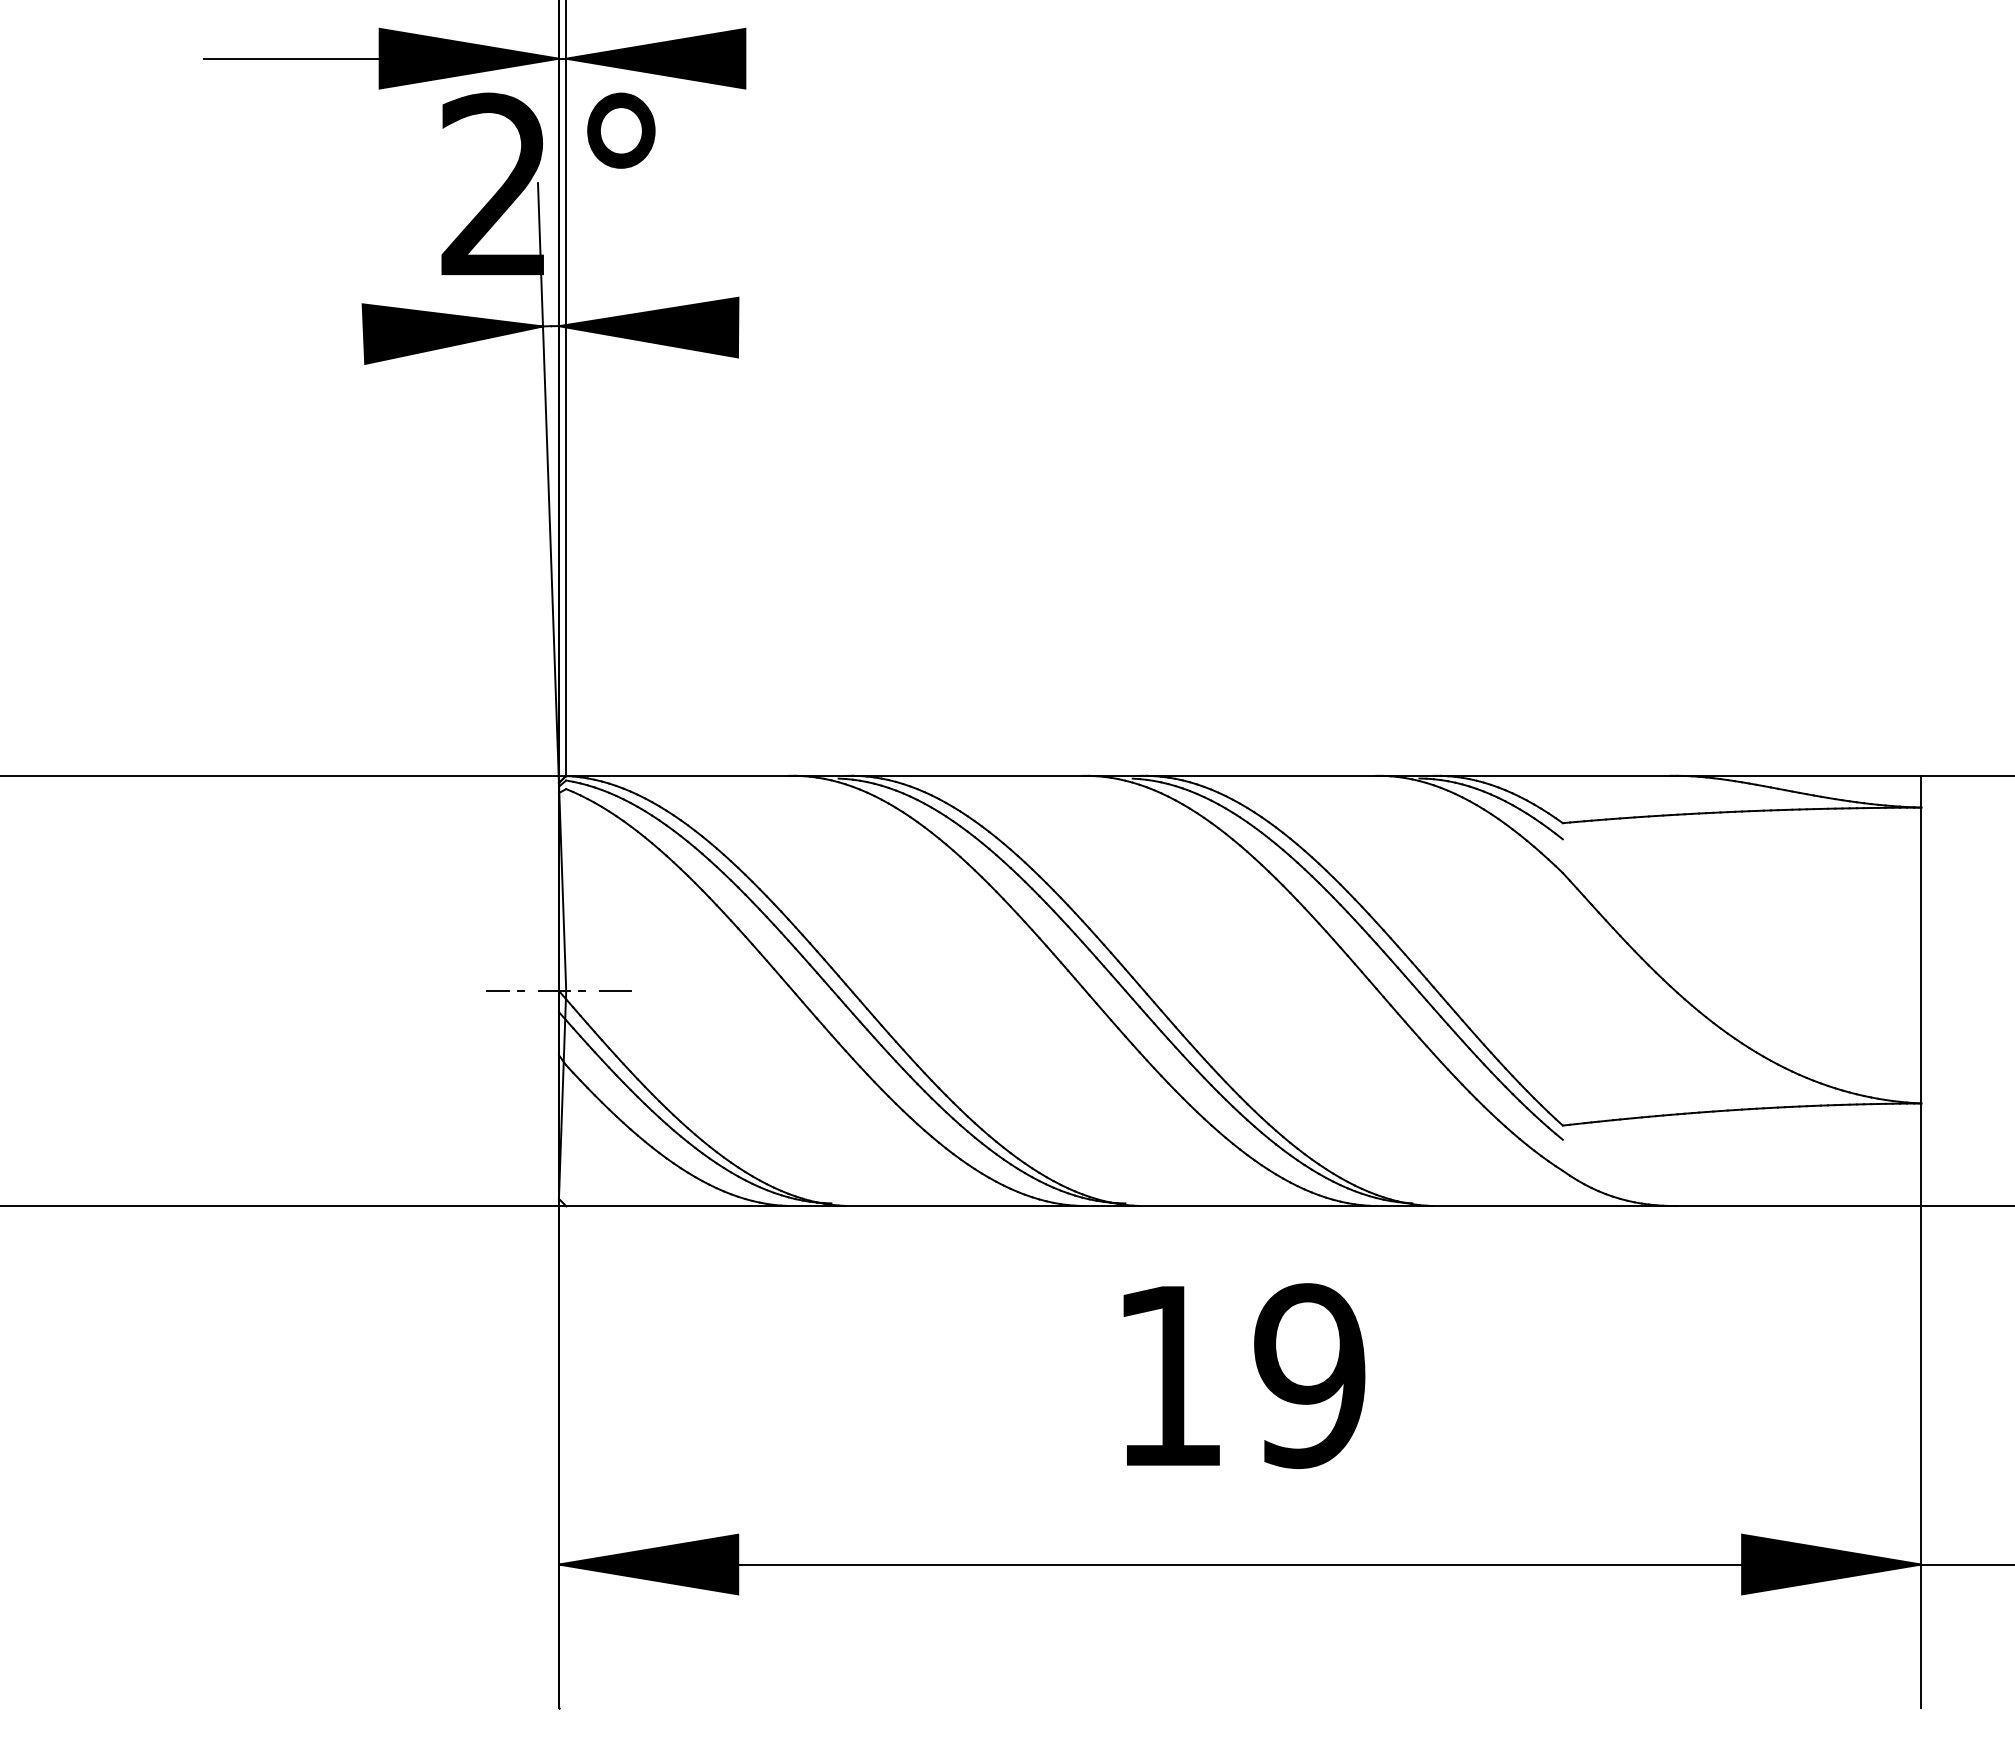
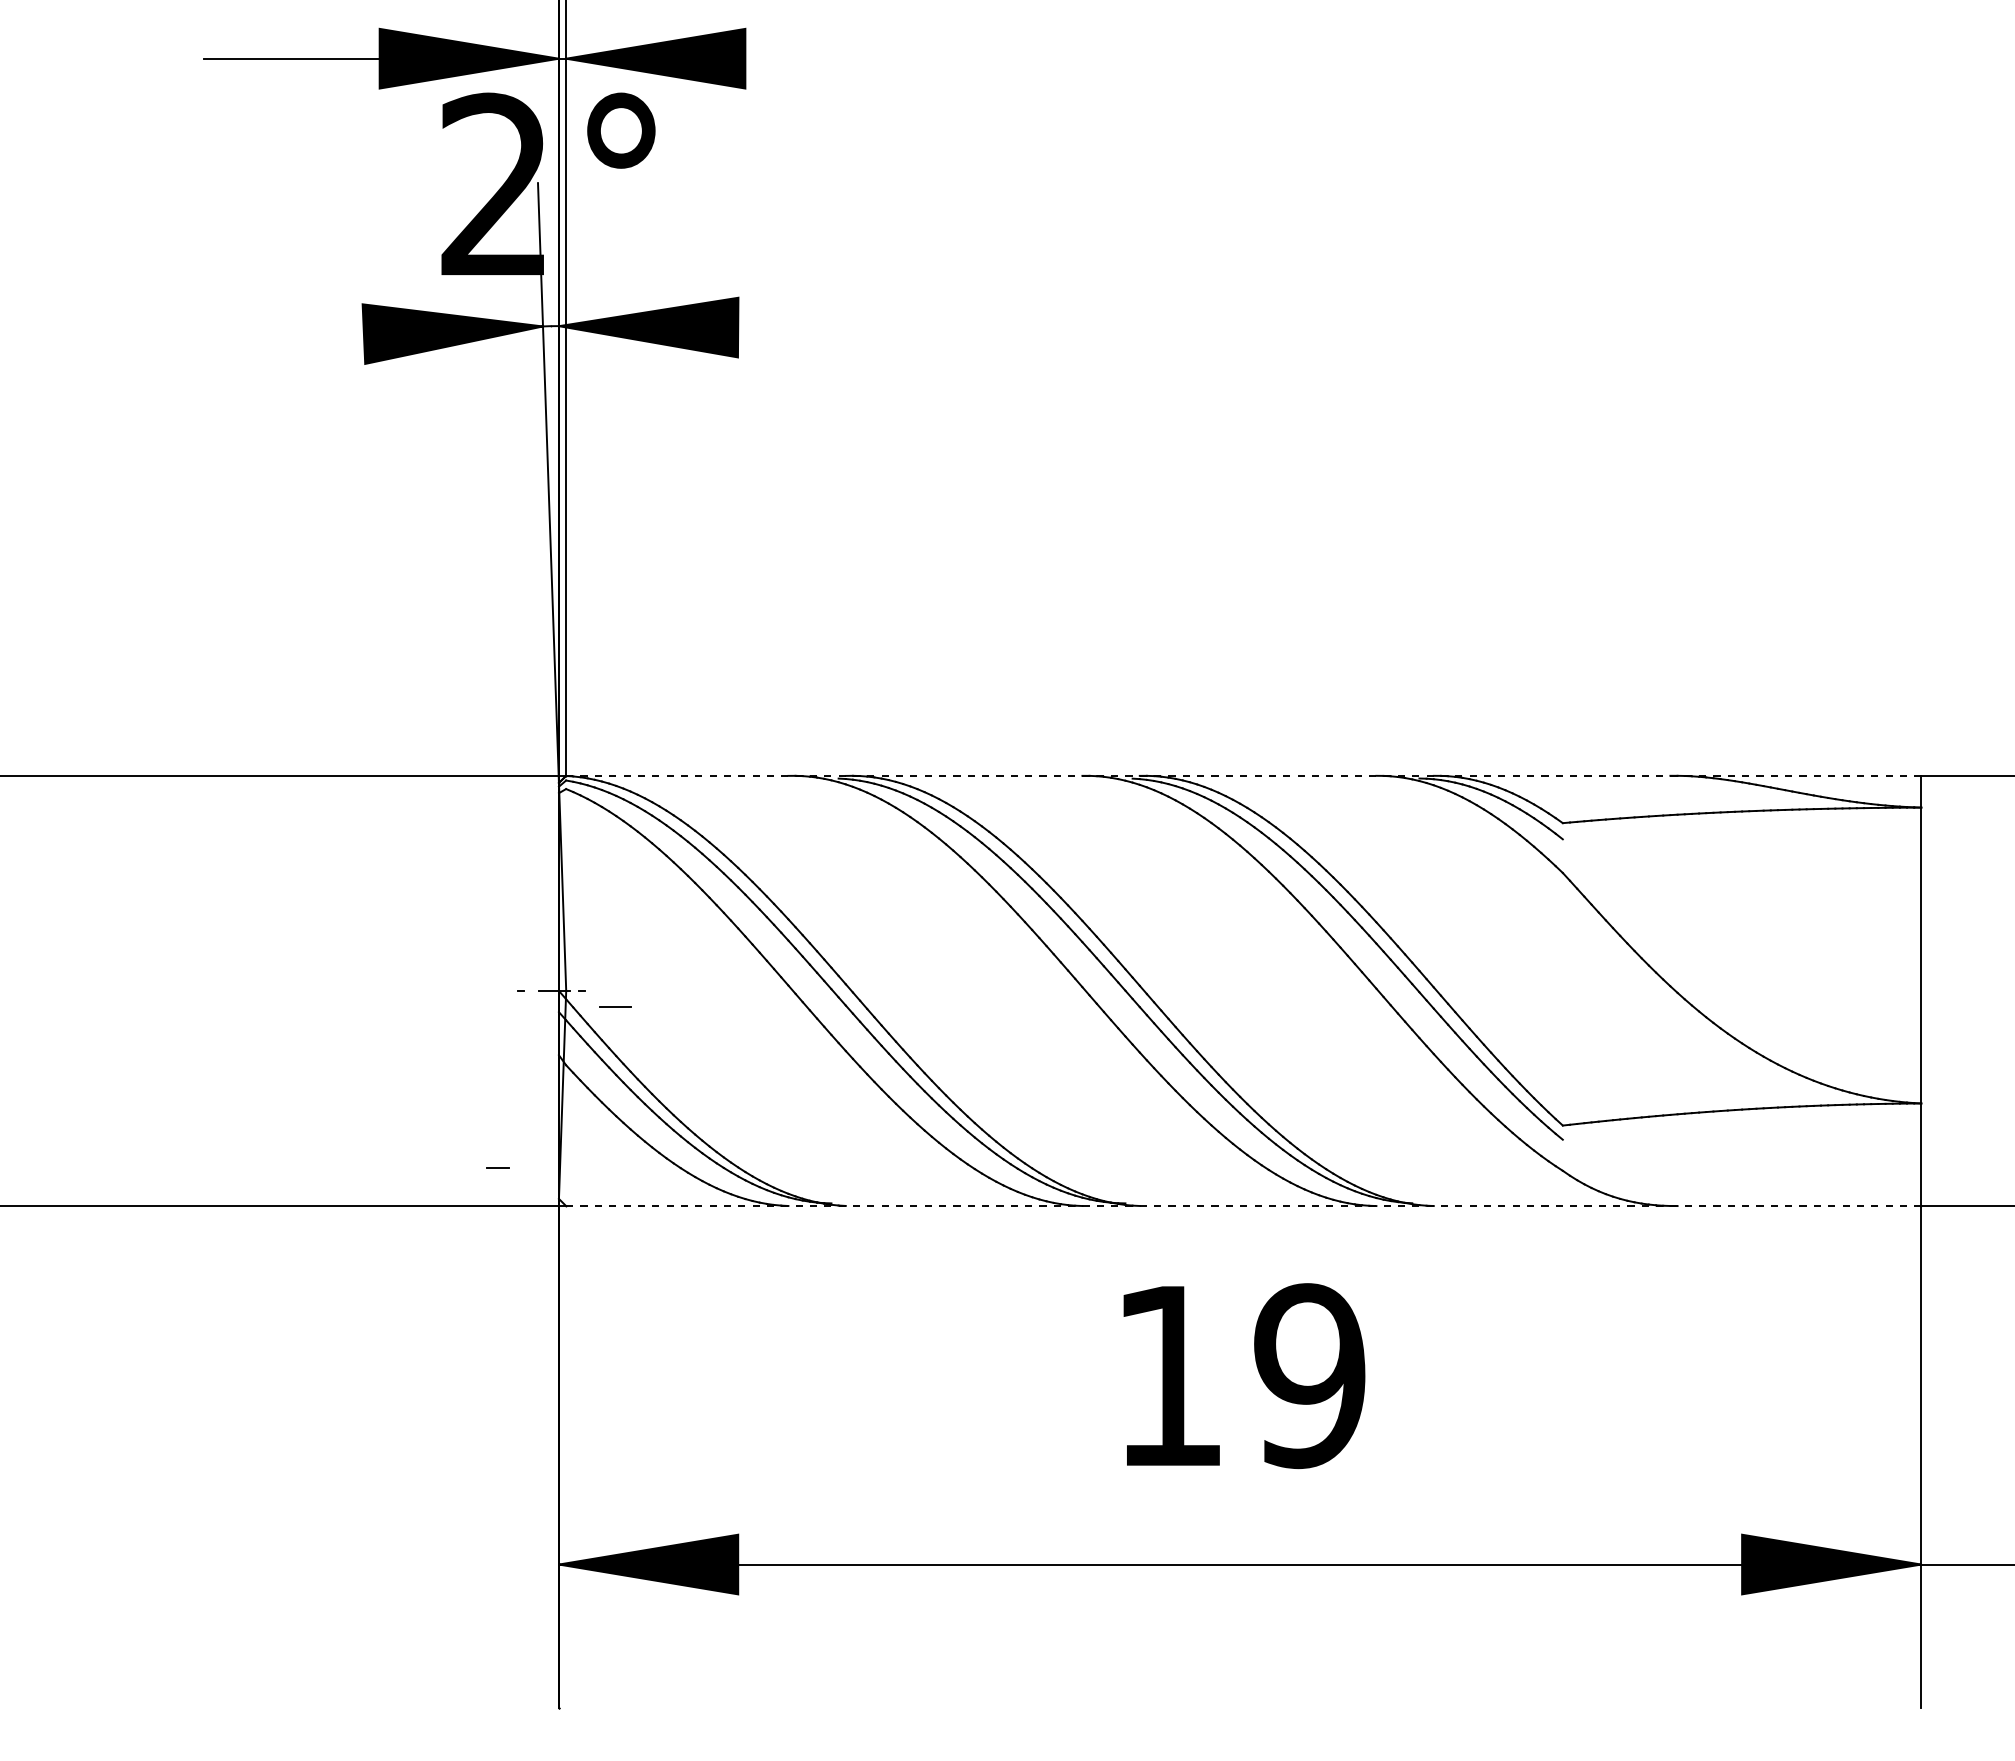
line: solid -> dashed (1243, 775)
line position: (497, 990) -> (497, 1167) (497, 1167)
line position: (615, 990) -> (615, 1006) (615, 1006)
line: solid -> dashed (1243, 1206)
